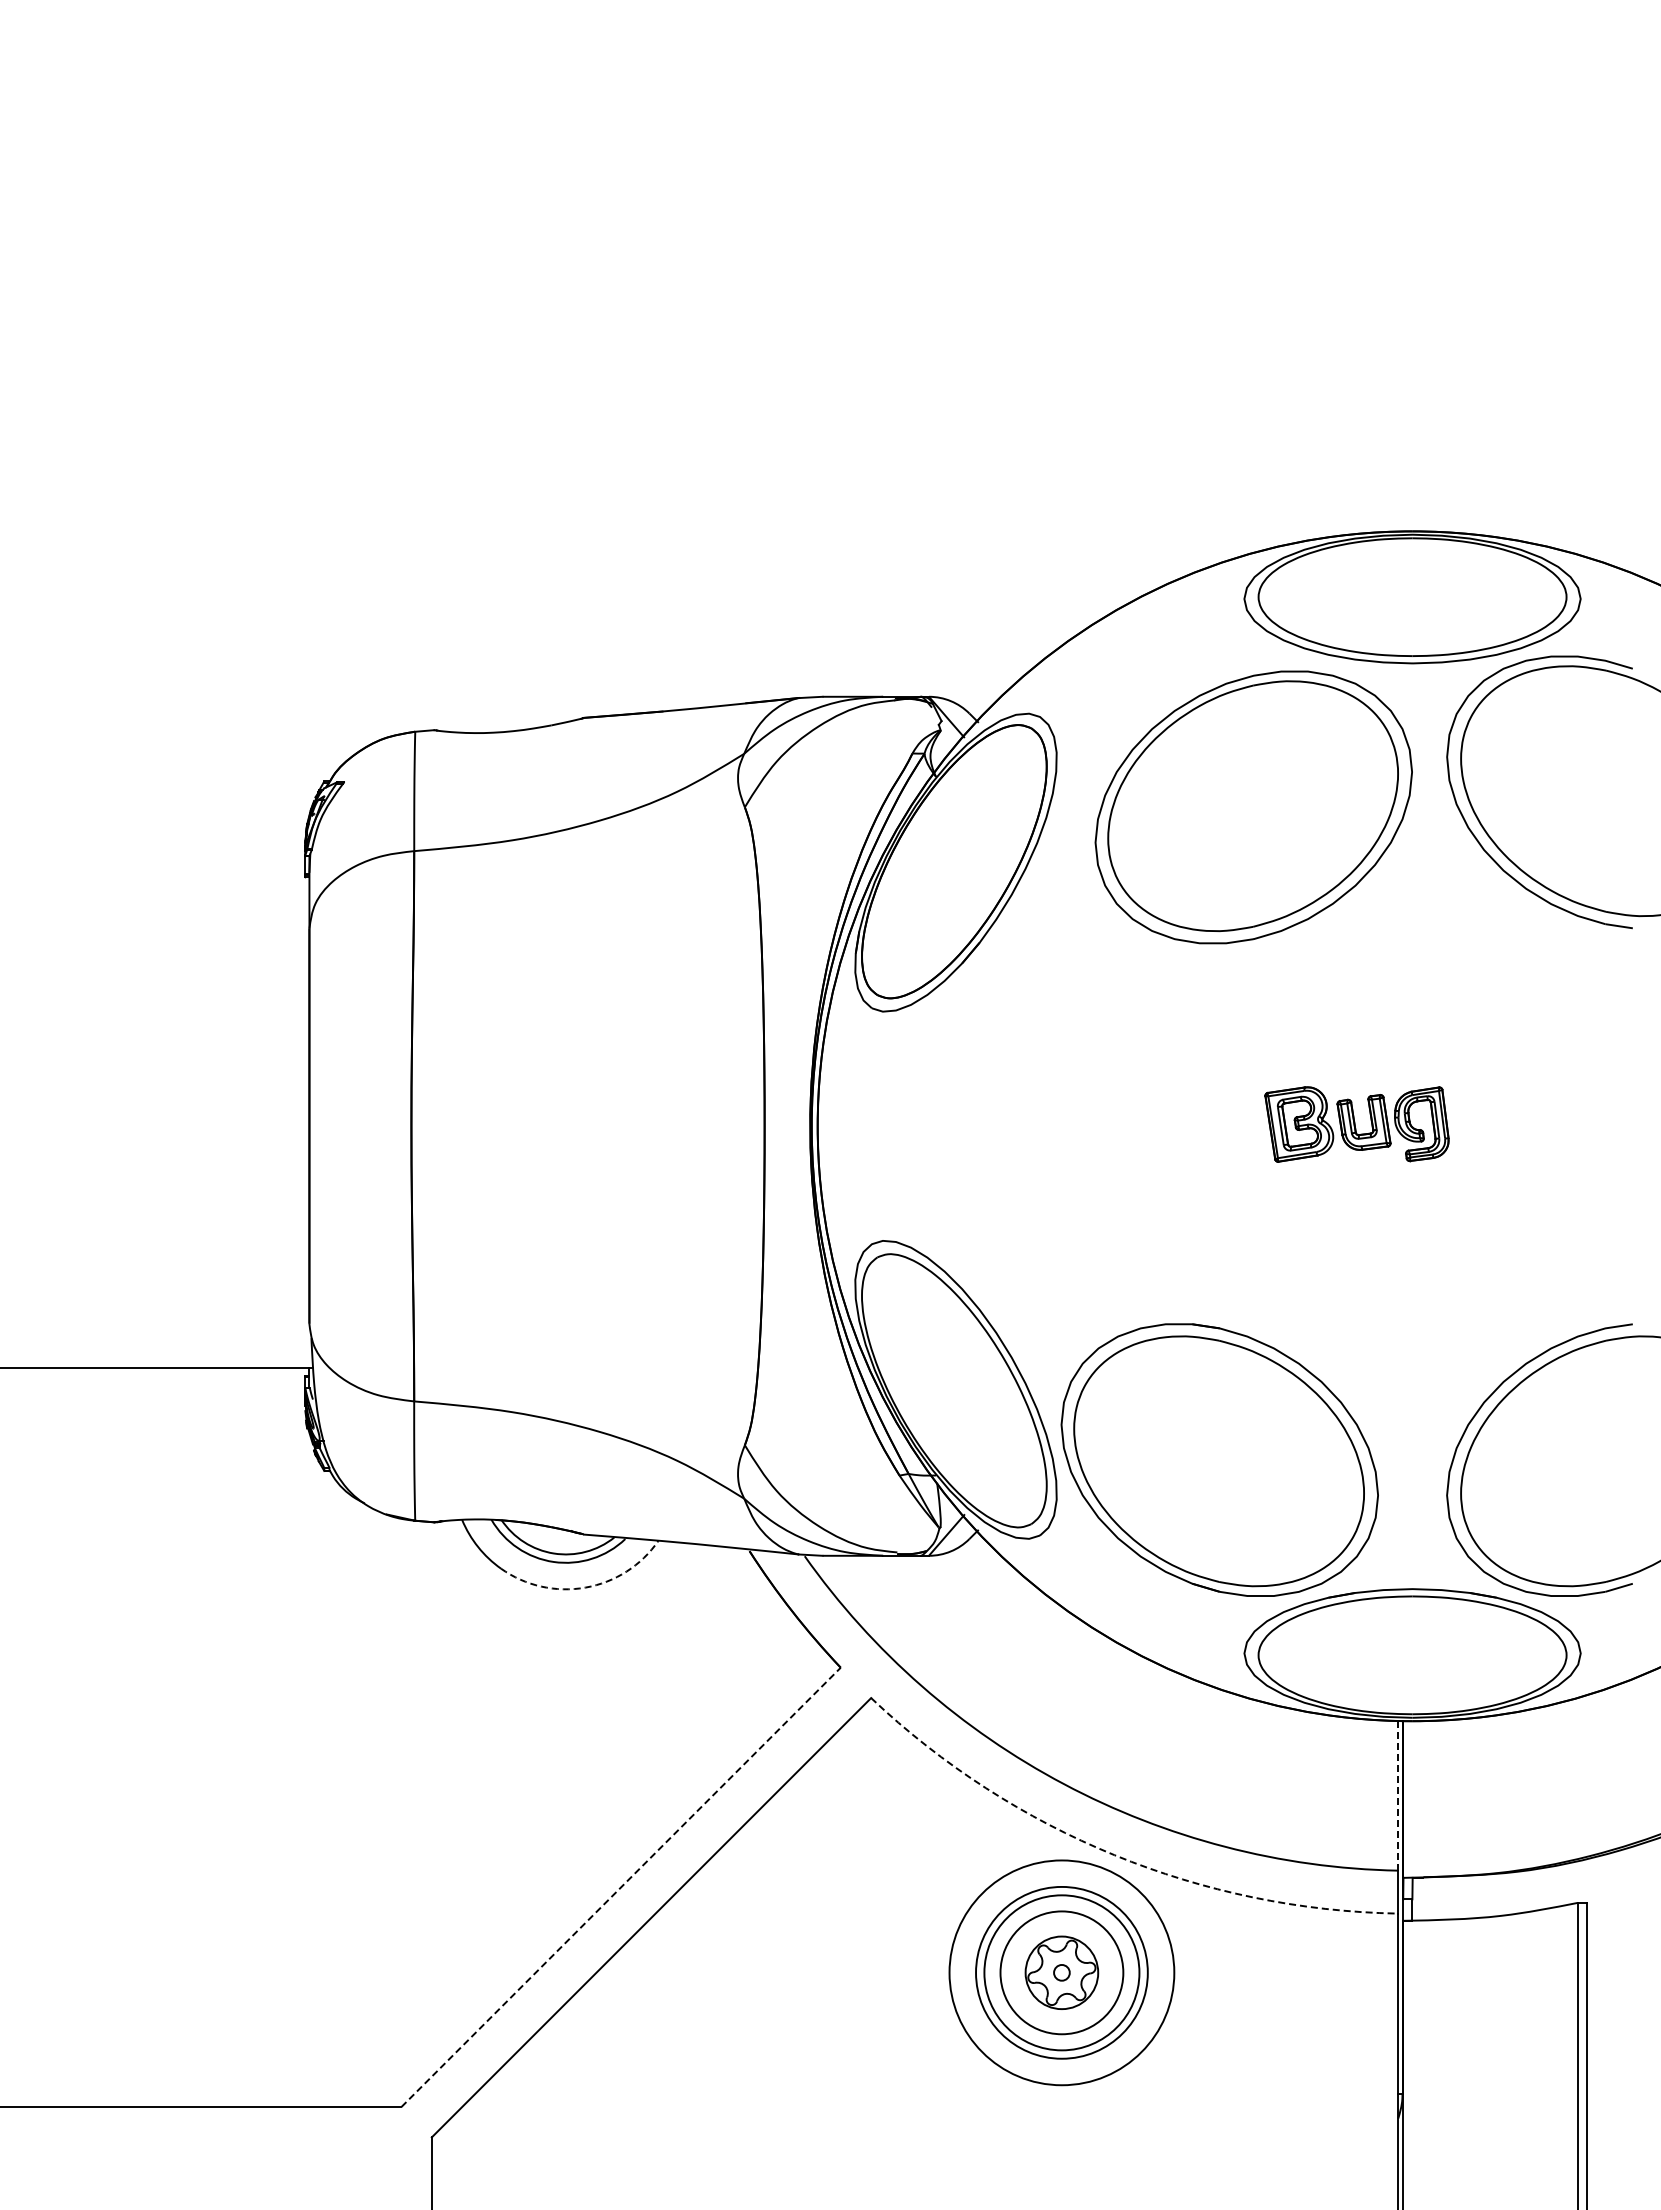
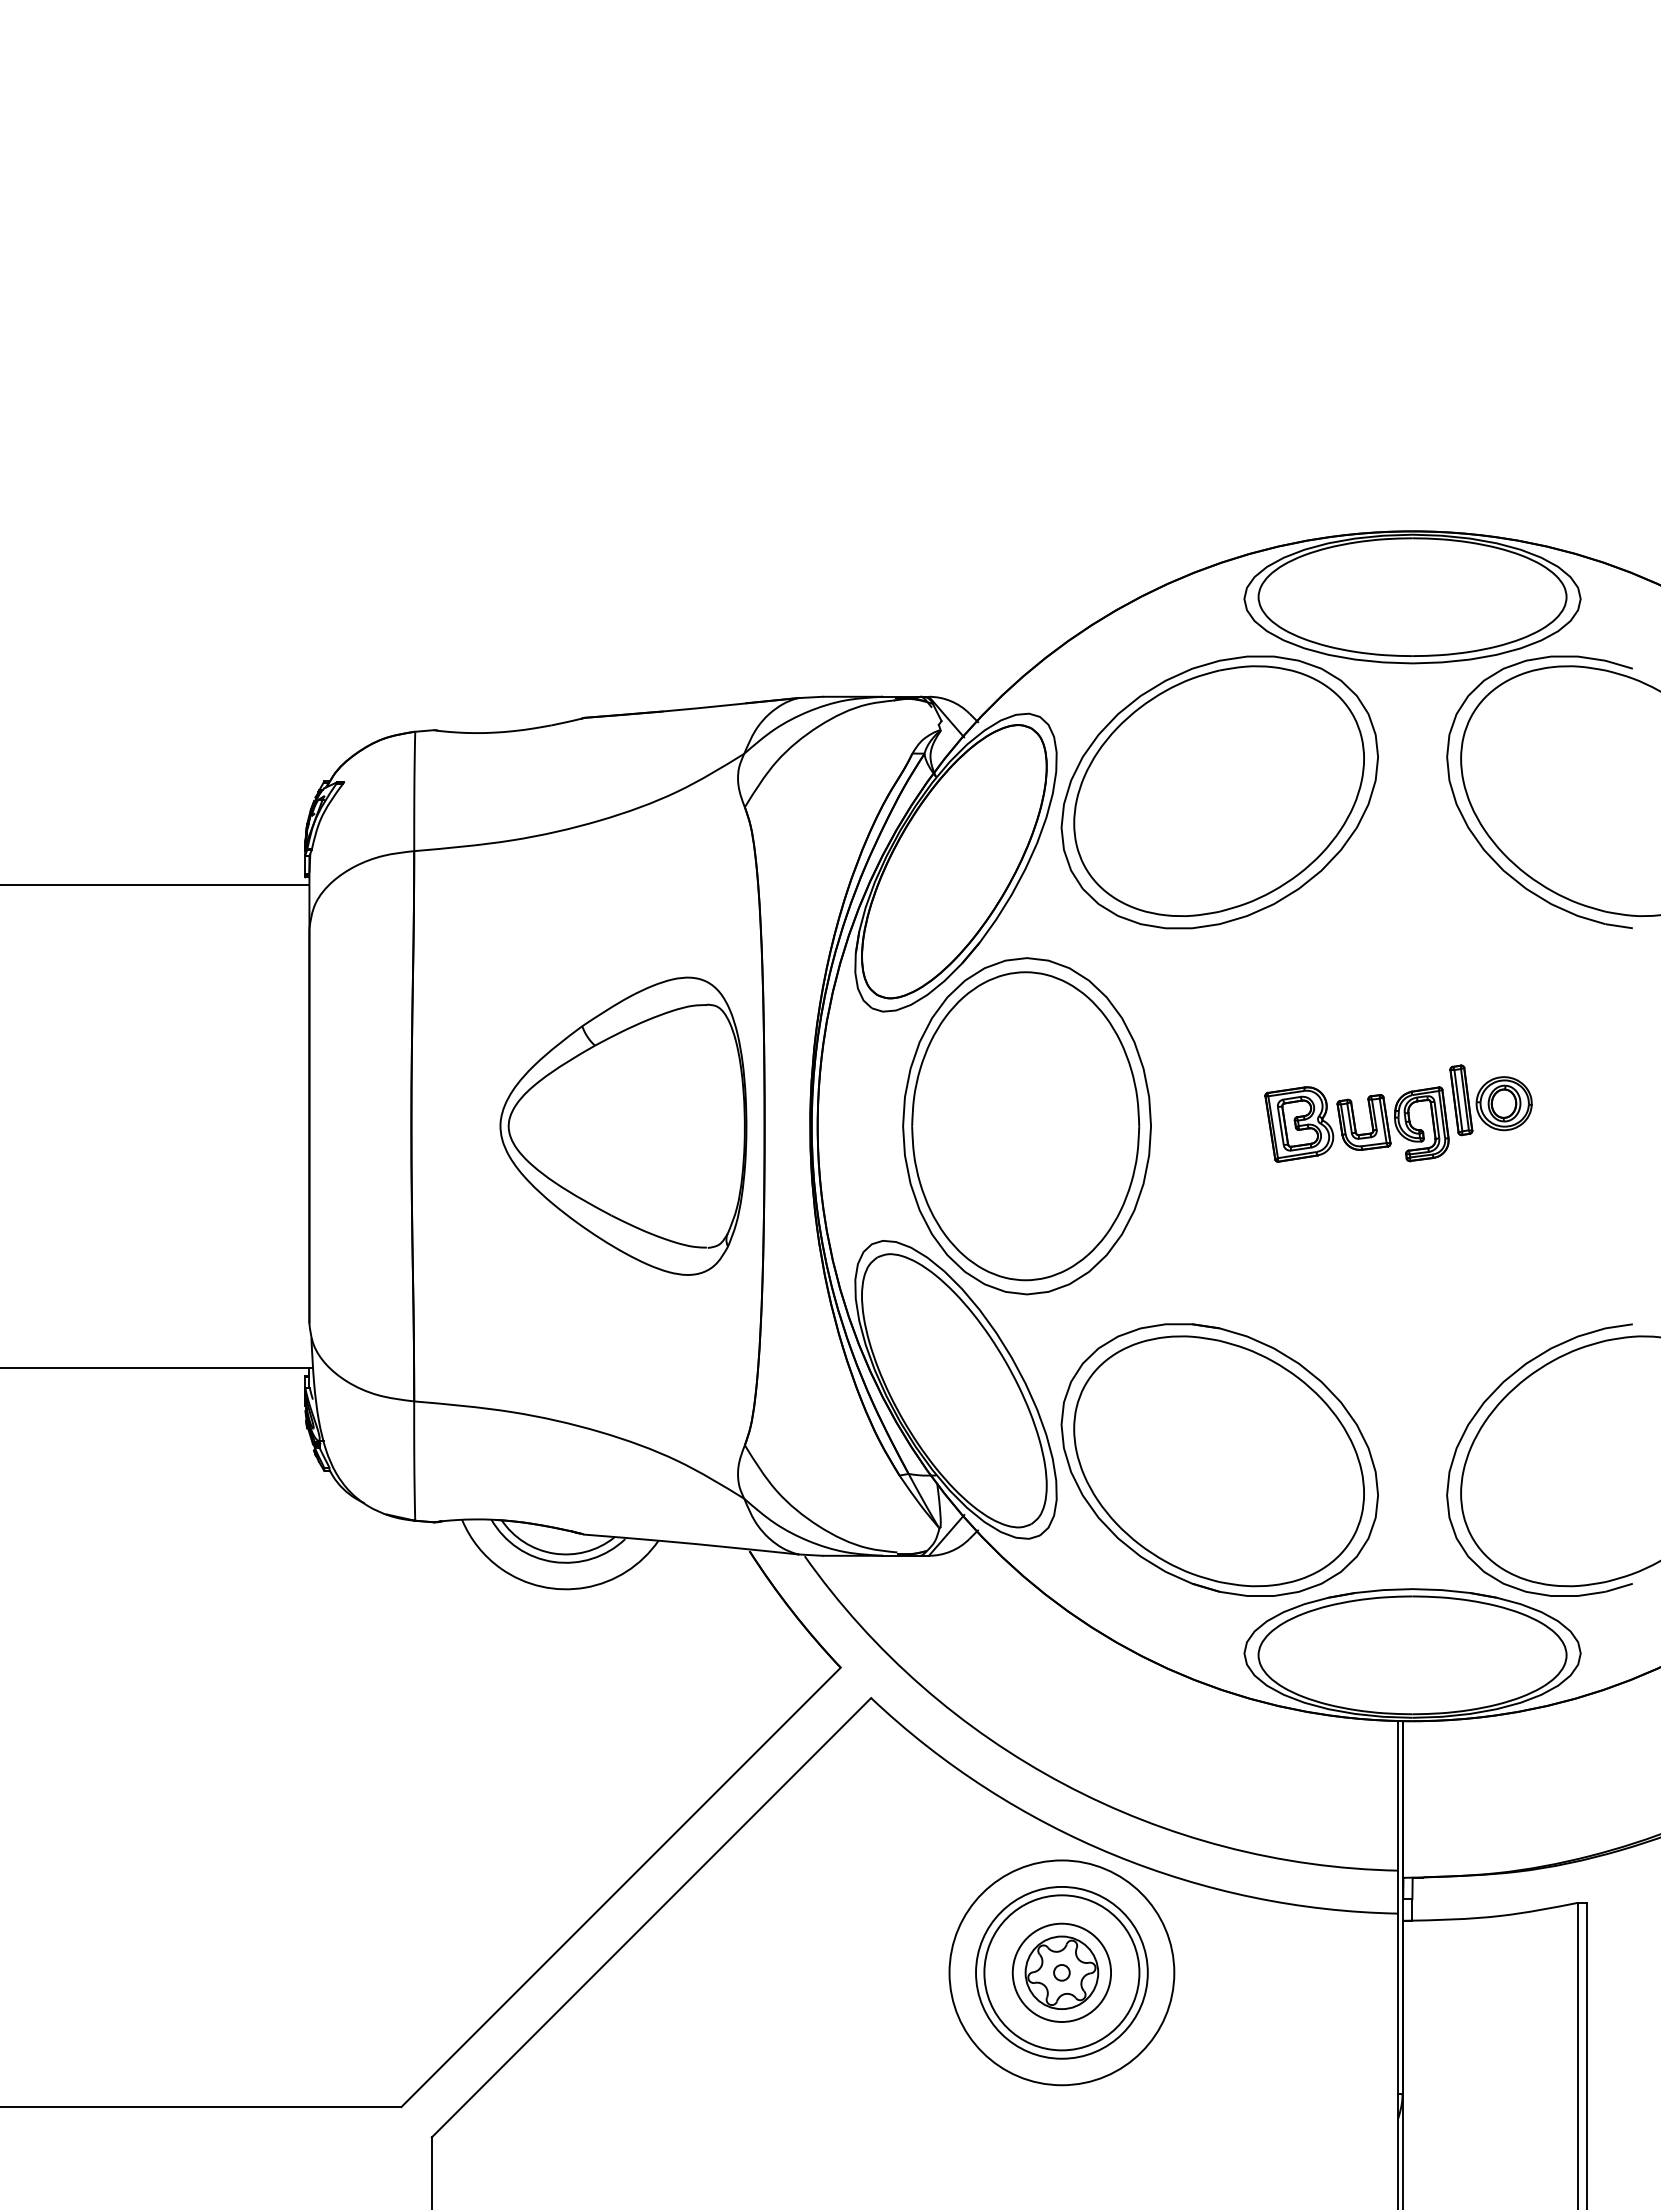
part position: (1253, 807) -> (1219, 792) (1219, 792)
line: none -> present (155, 885)
part: none -> present (1490, 1100)
part: none -> present (623, 1125)
part: none -> present (1026, 1126)
arc: dashed -> solid (585, 1587)
line: dashed -> solid (1398, 1795)
arc: dashed -> solid (1114, 1855)
line: dashed -> solid (621, 1887)
circle diameter: 123 px -> 98 px (1061, 1972)
